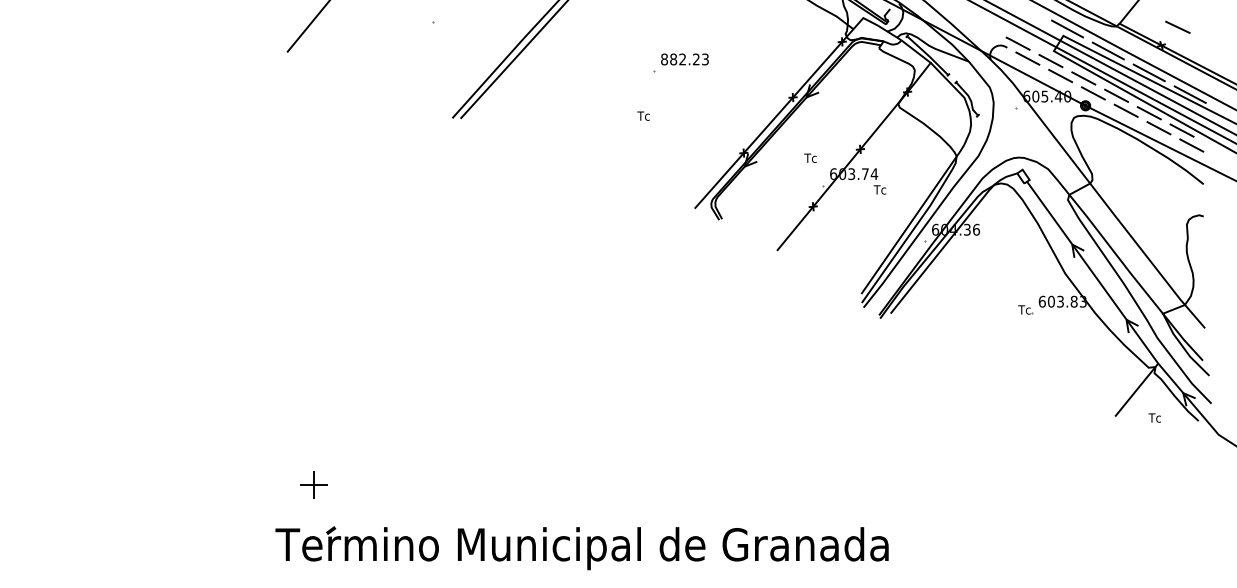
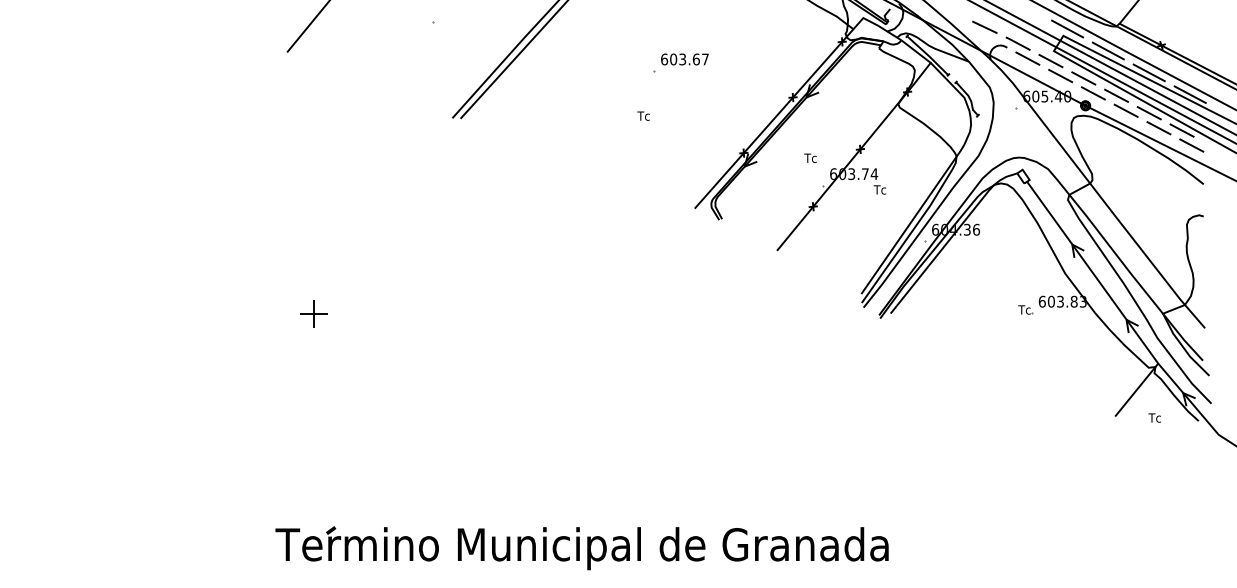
line position: (1177, 26) -> (984, 26) (984, 26)
text: 882.23 -> 603.67 (684, 59)
part position: (313, 484) -> (313, 313) (313, 313)
